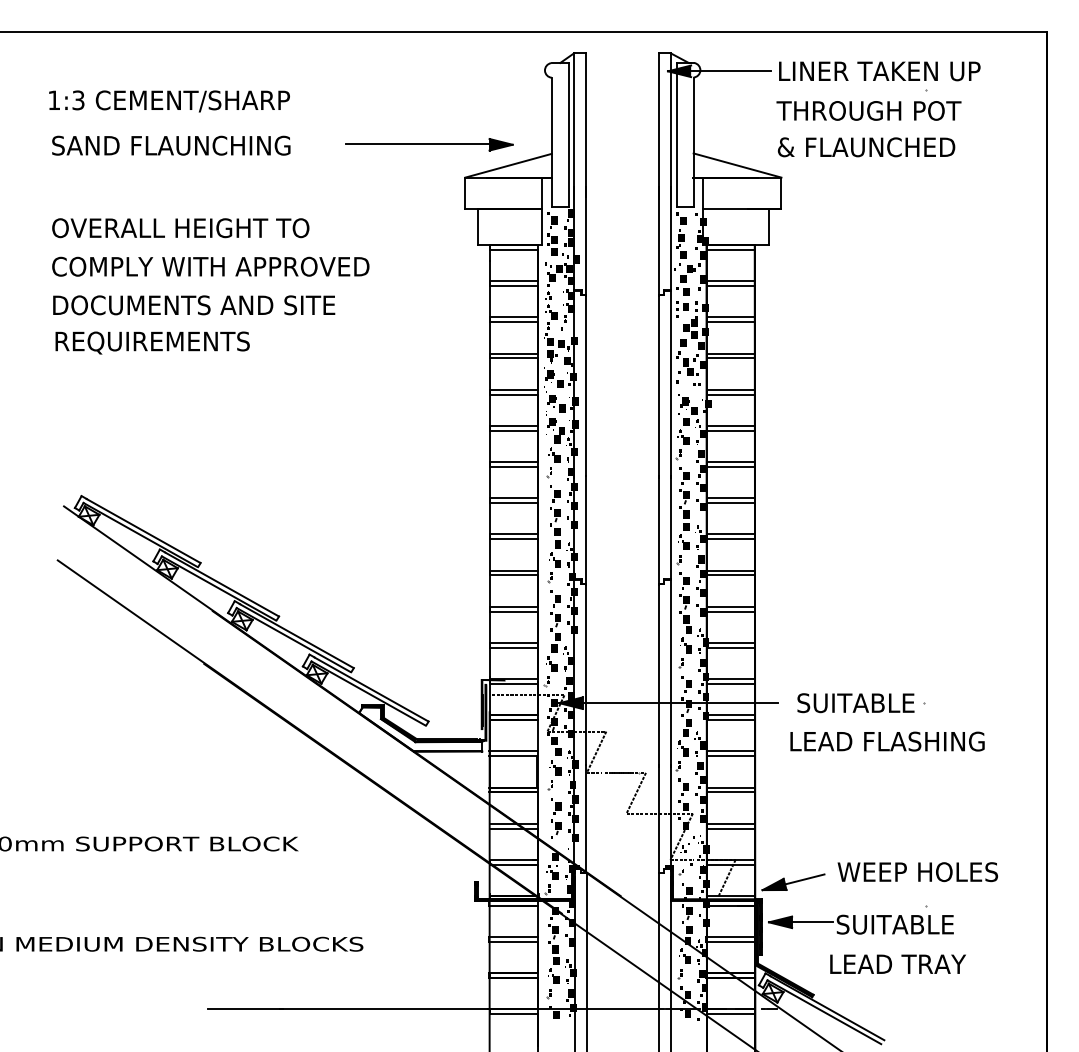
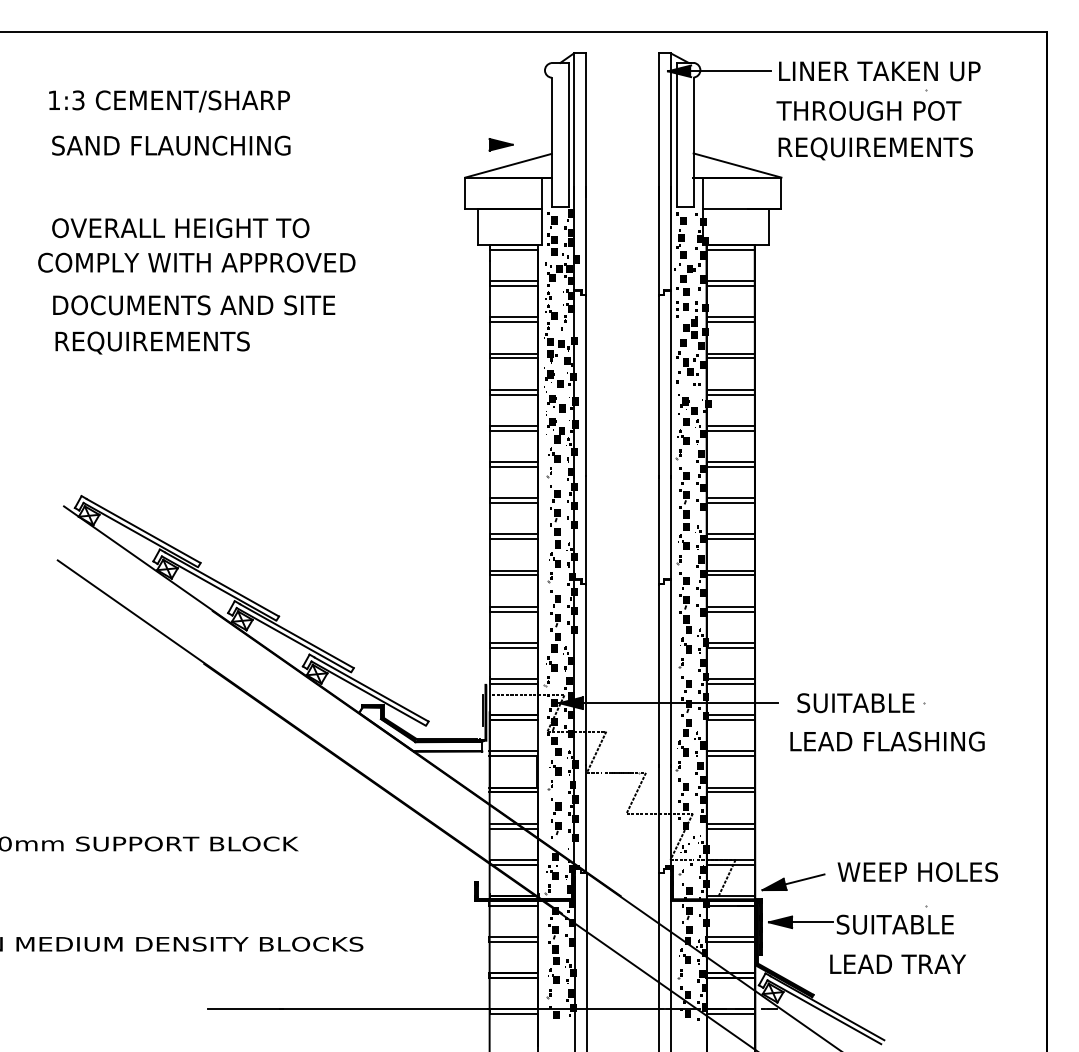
line: present -> none (426, 144)
text: & FLAUNCHED -> REQUIREMENTS (874, 148)
text position: (210, 266) -> (196, 262) (196, 262)
fill: present -> none (492, 704)
